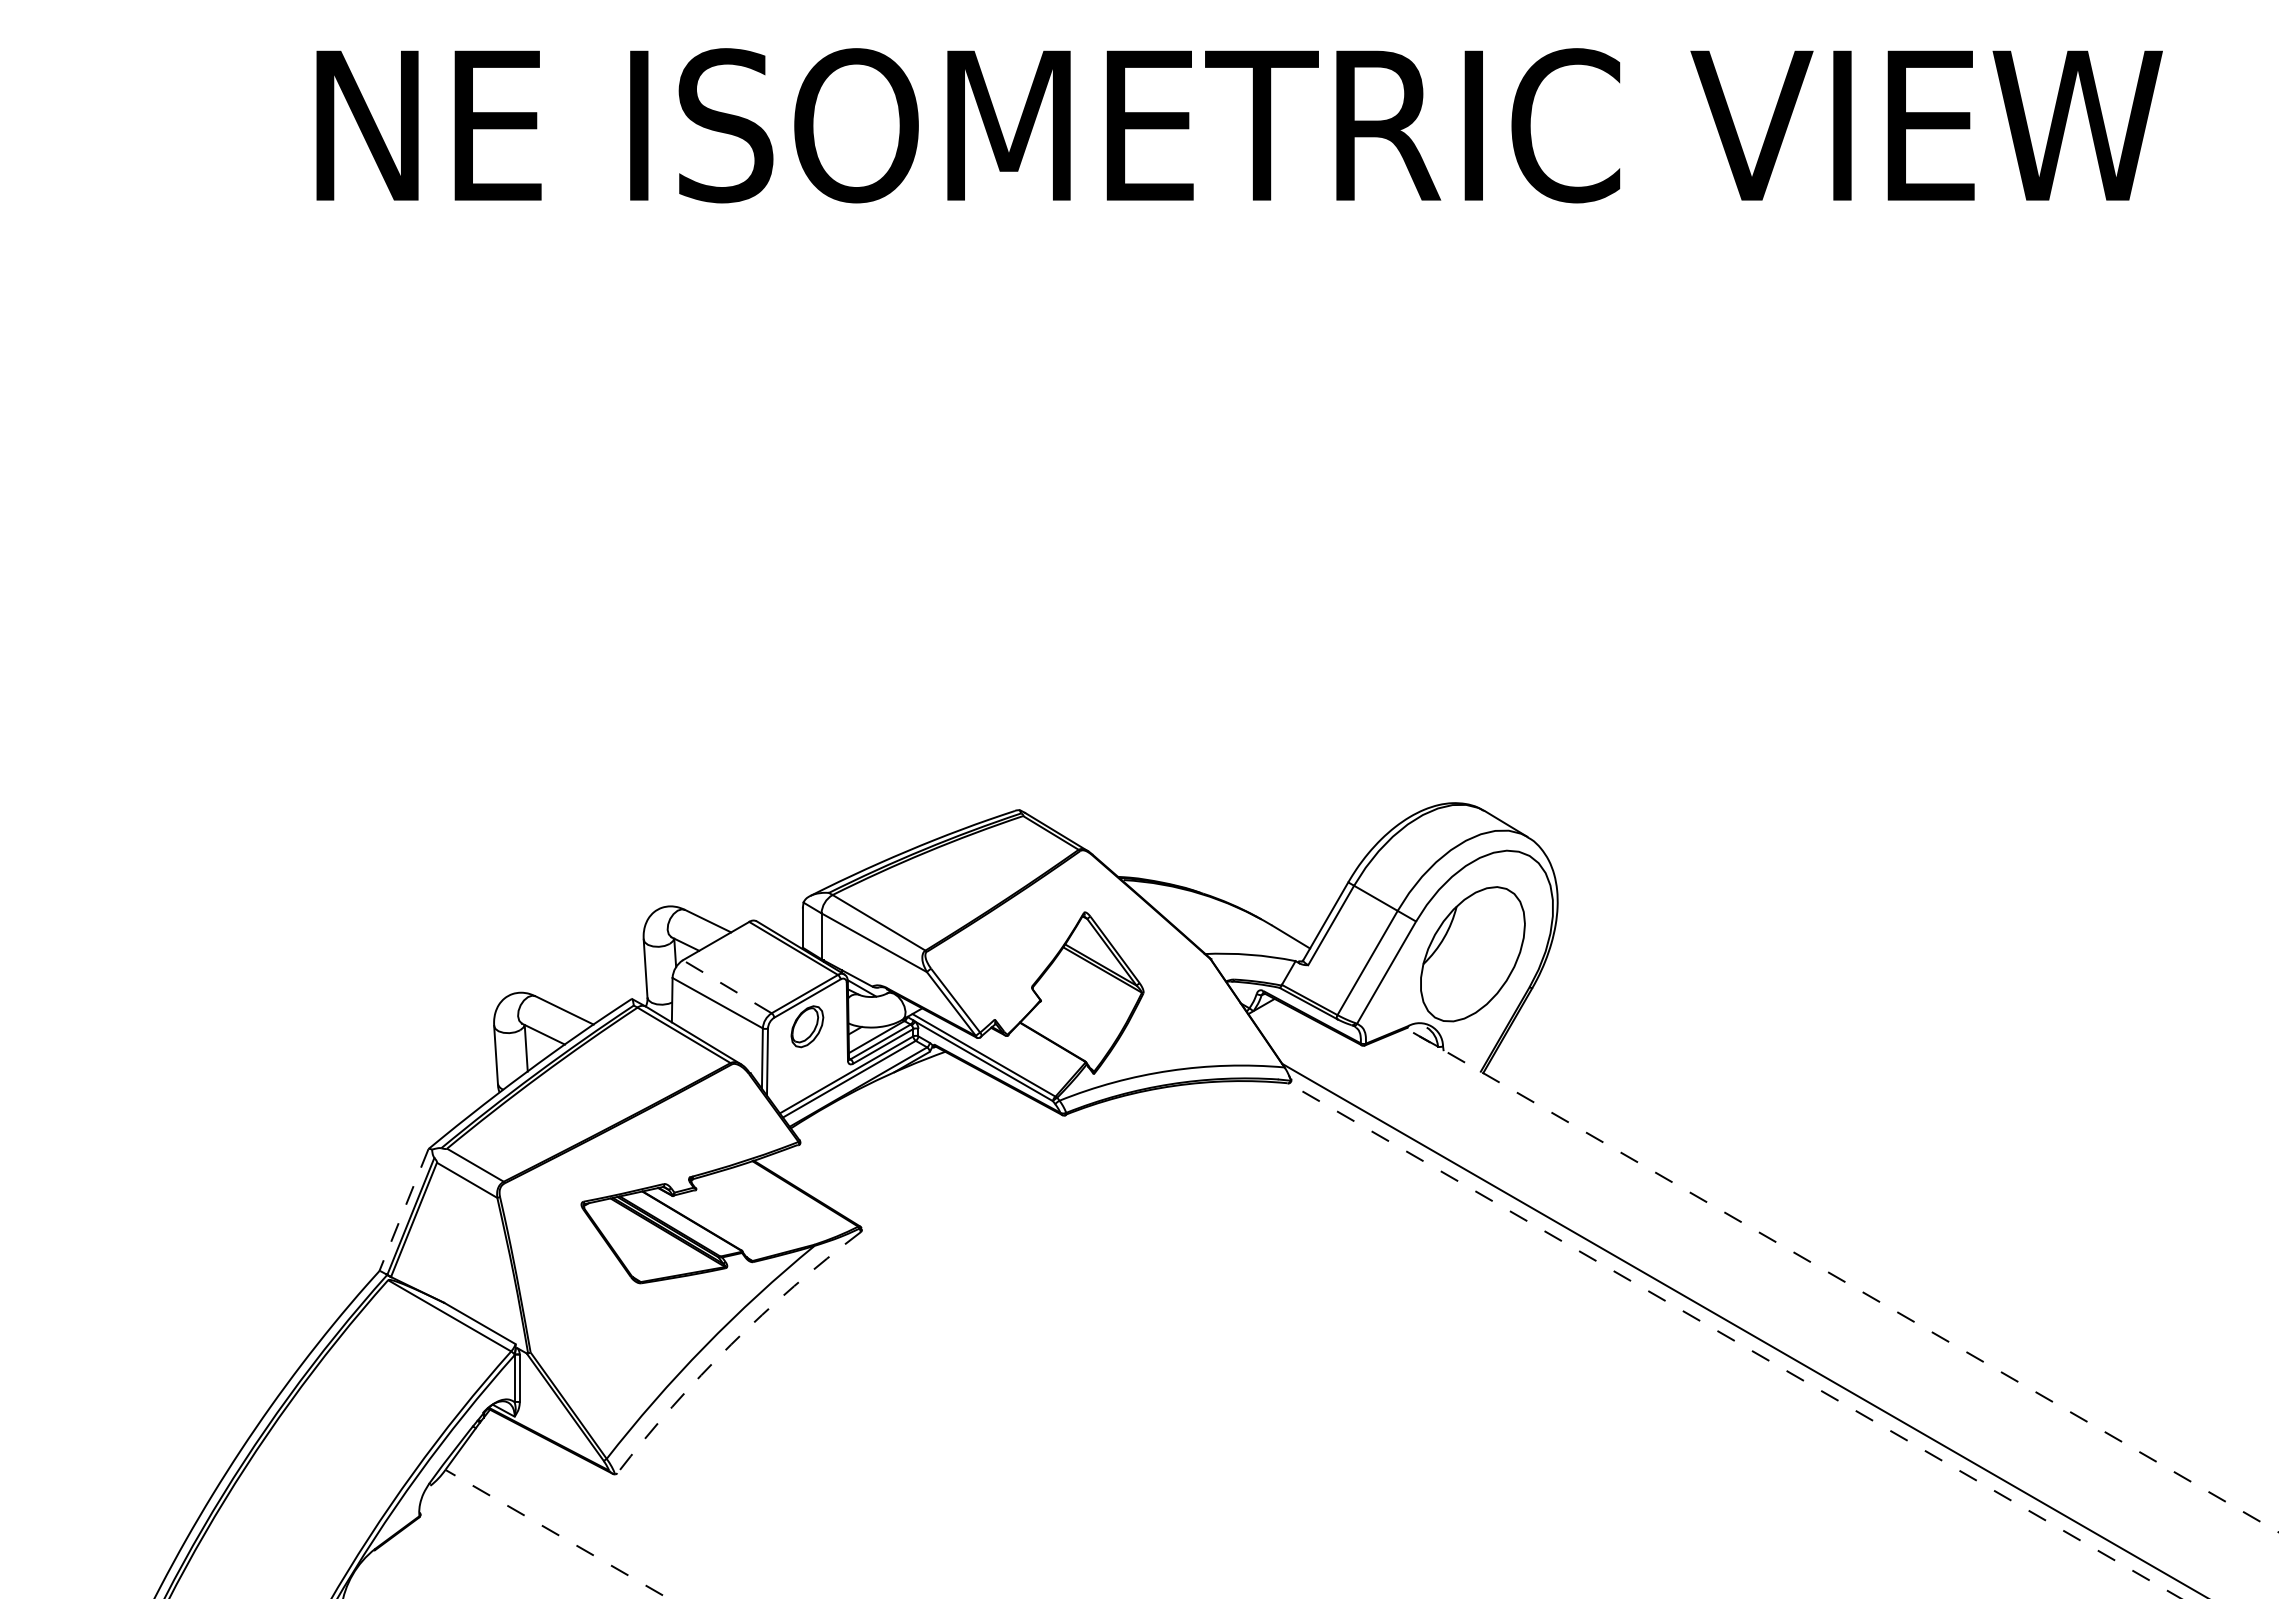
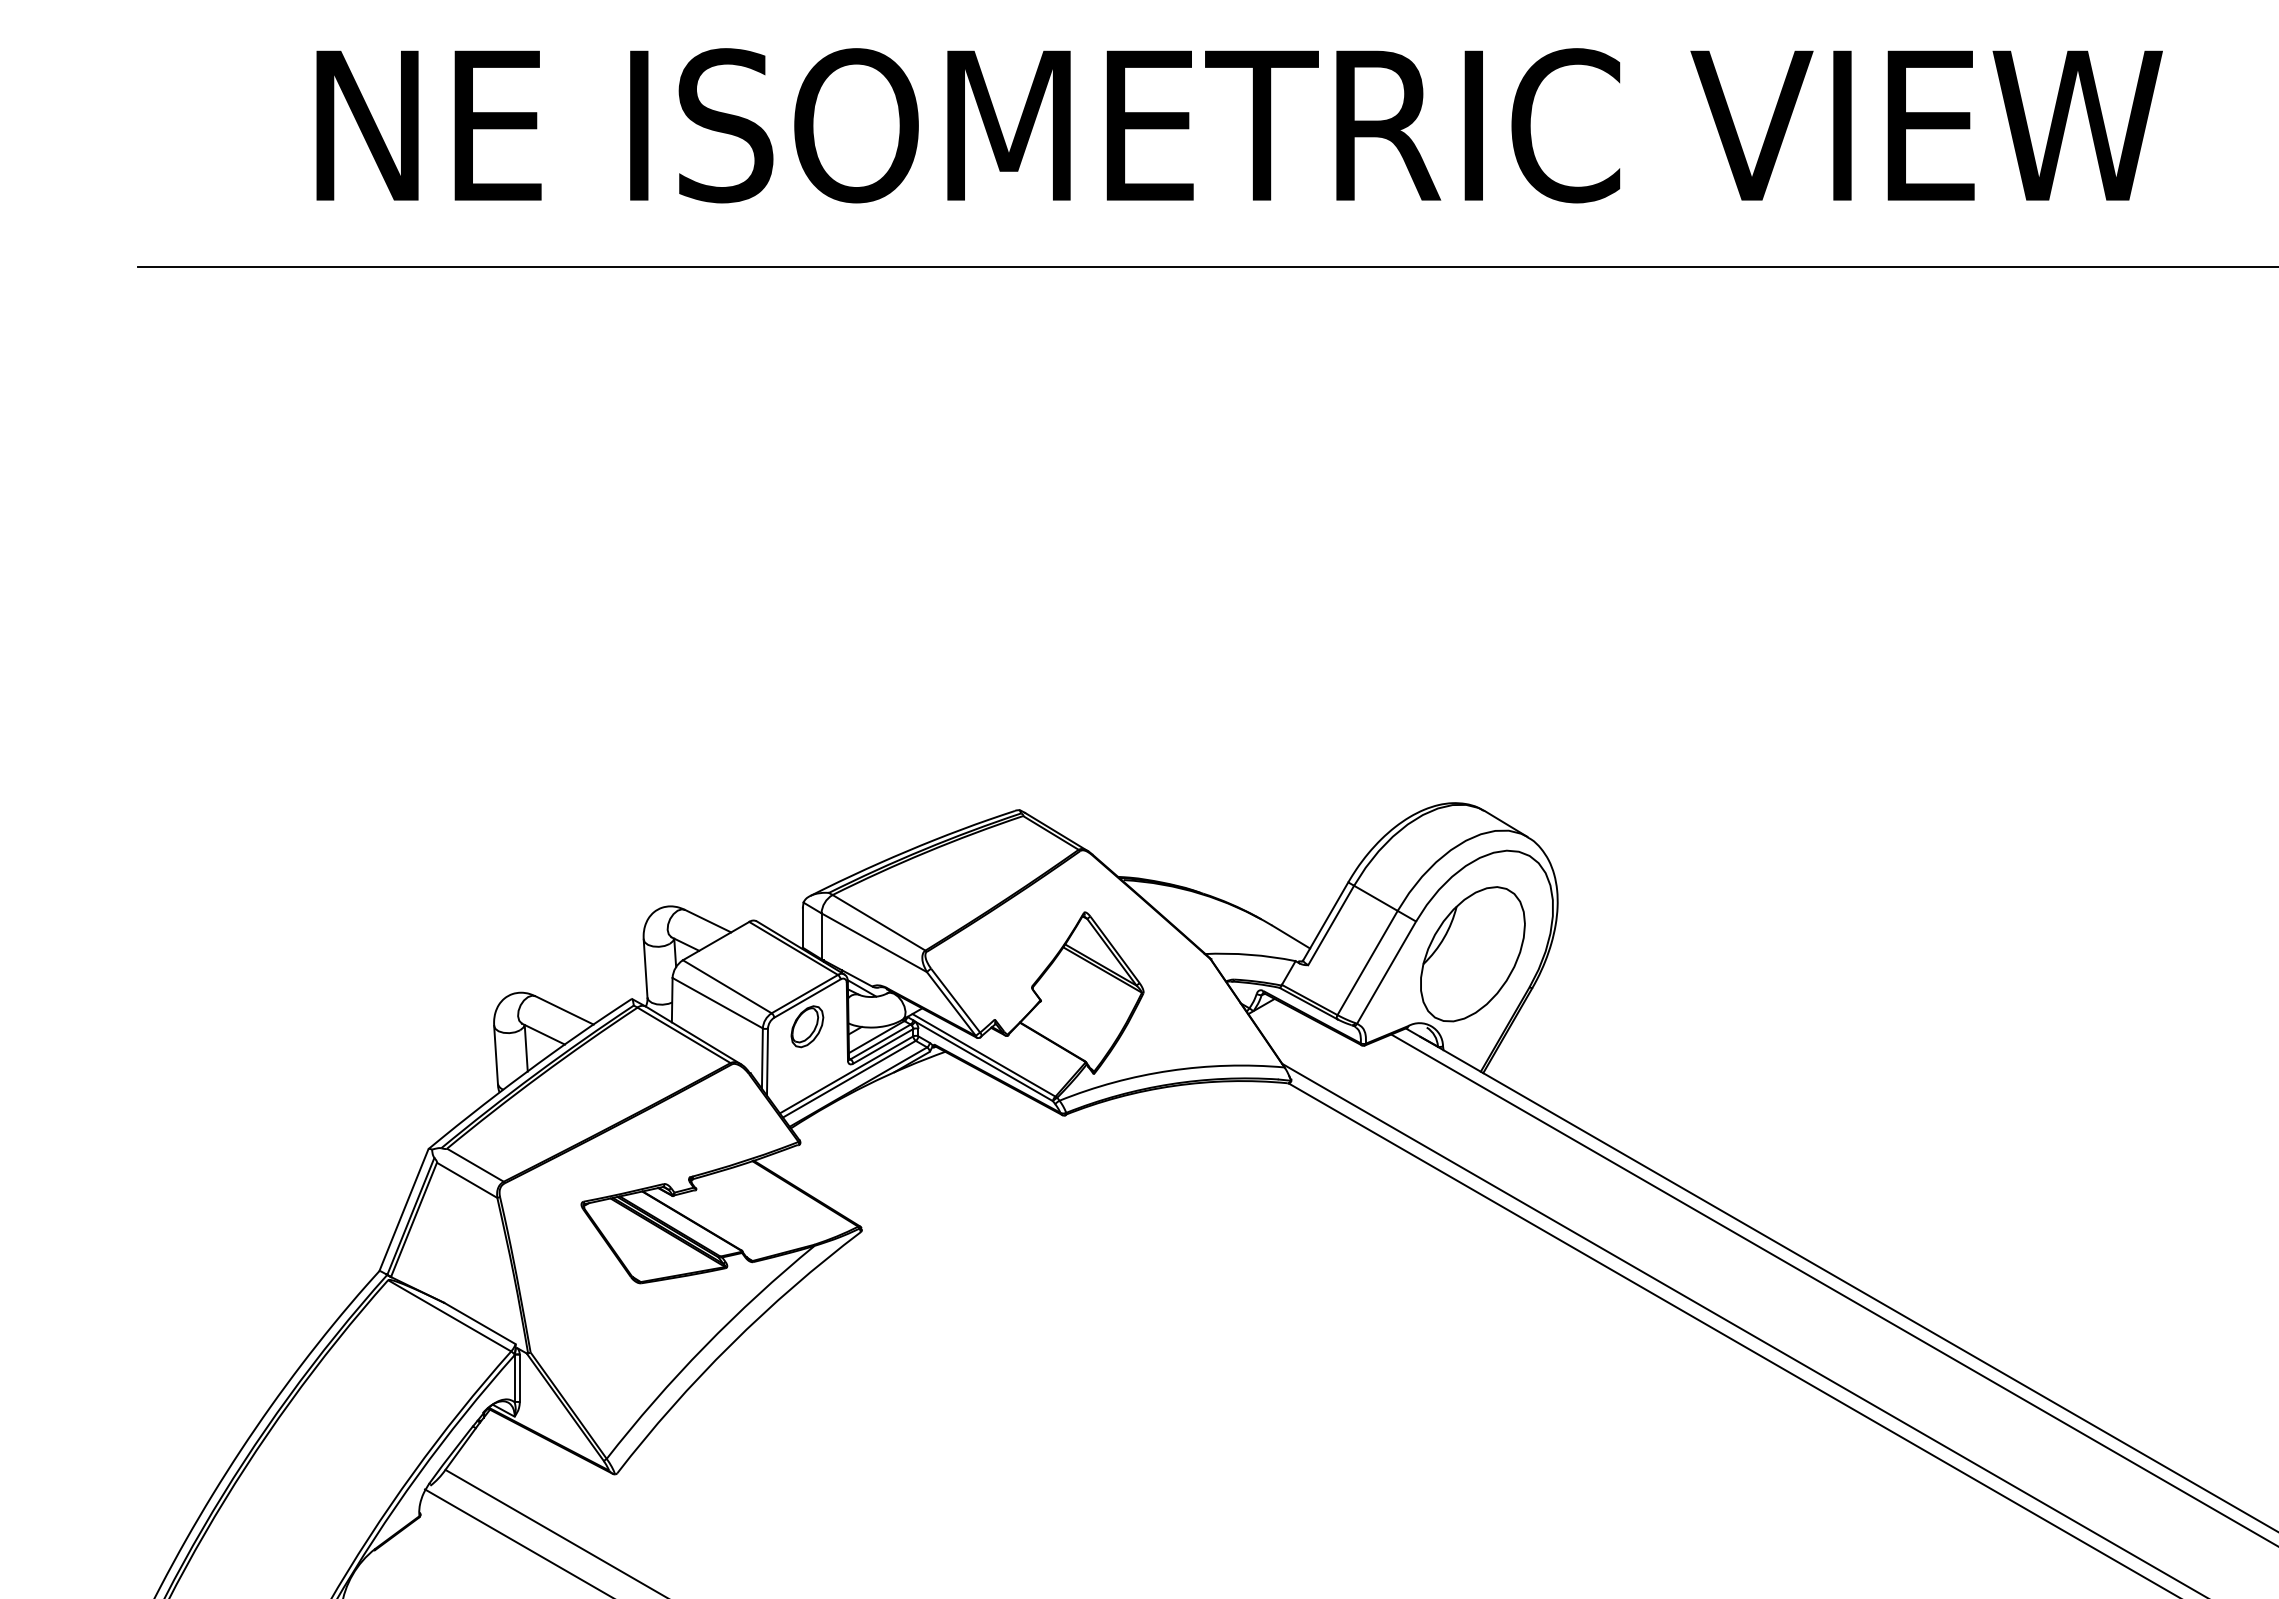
line: none -> present (1206, 266)
line: dashed -> solid (727, 986)
line: dashed -> solid (403, 1210)
line: dashed -> solid (1842, 1280)
line: none -> present (1833, 1289)
line: dashed -> solid (1734, 1340)
arc: dashed -> solid (731, 1344)
line: dashed -> solid (557, 1534)
line: none -> present (517, 1542)
